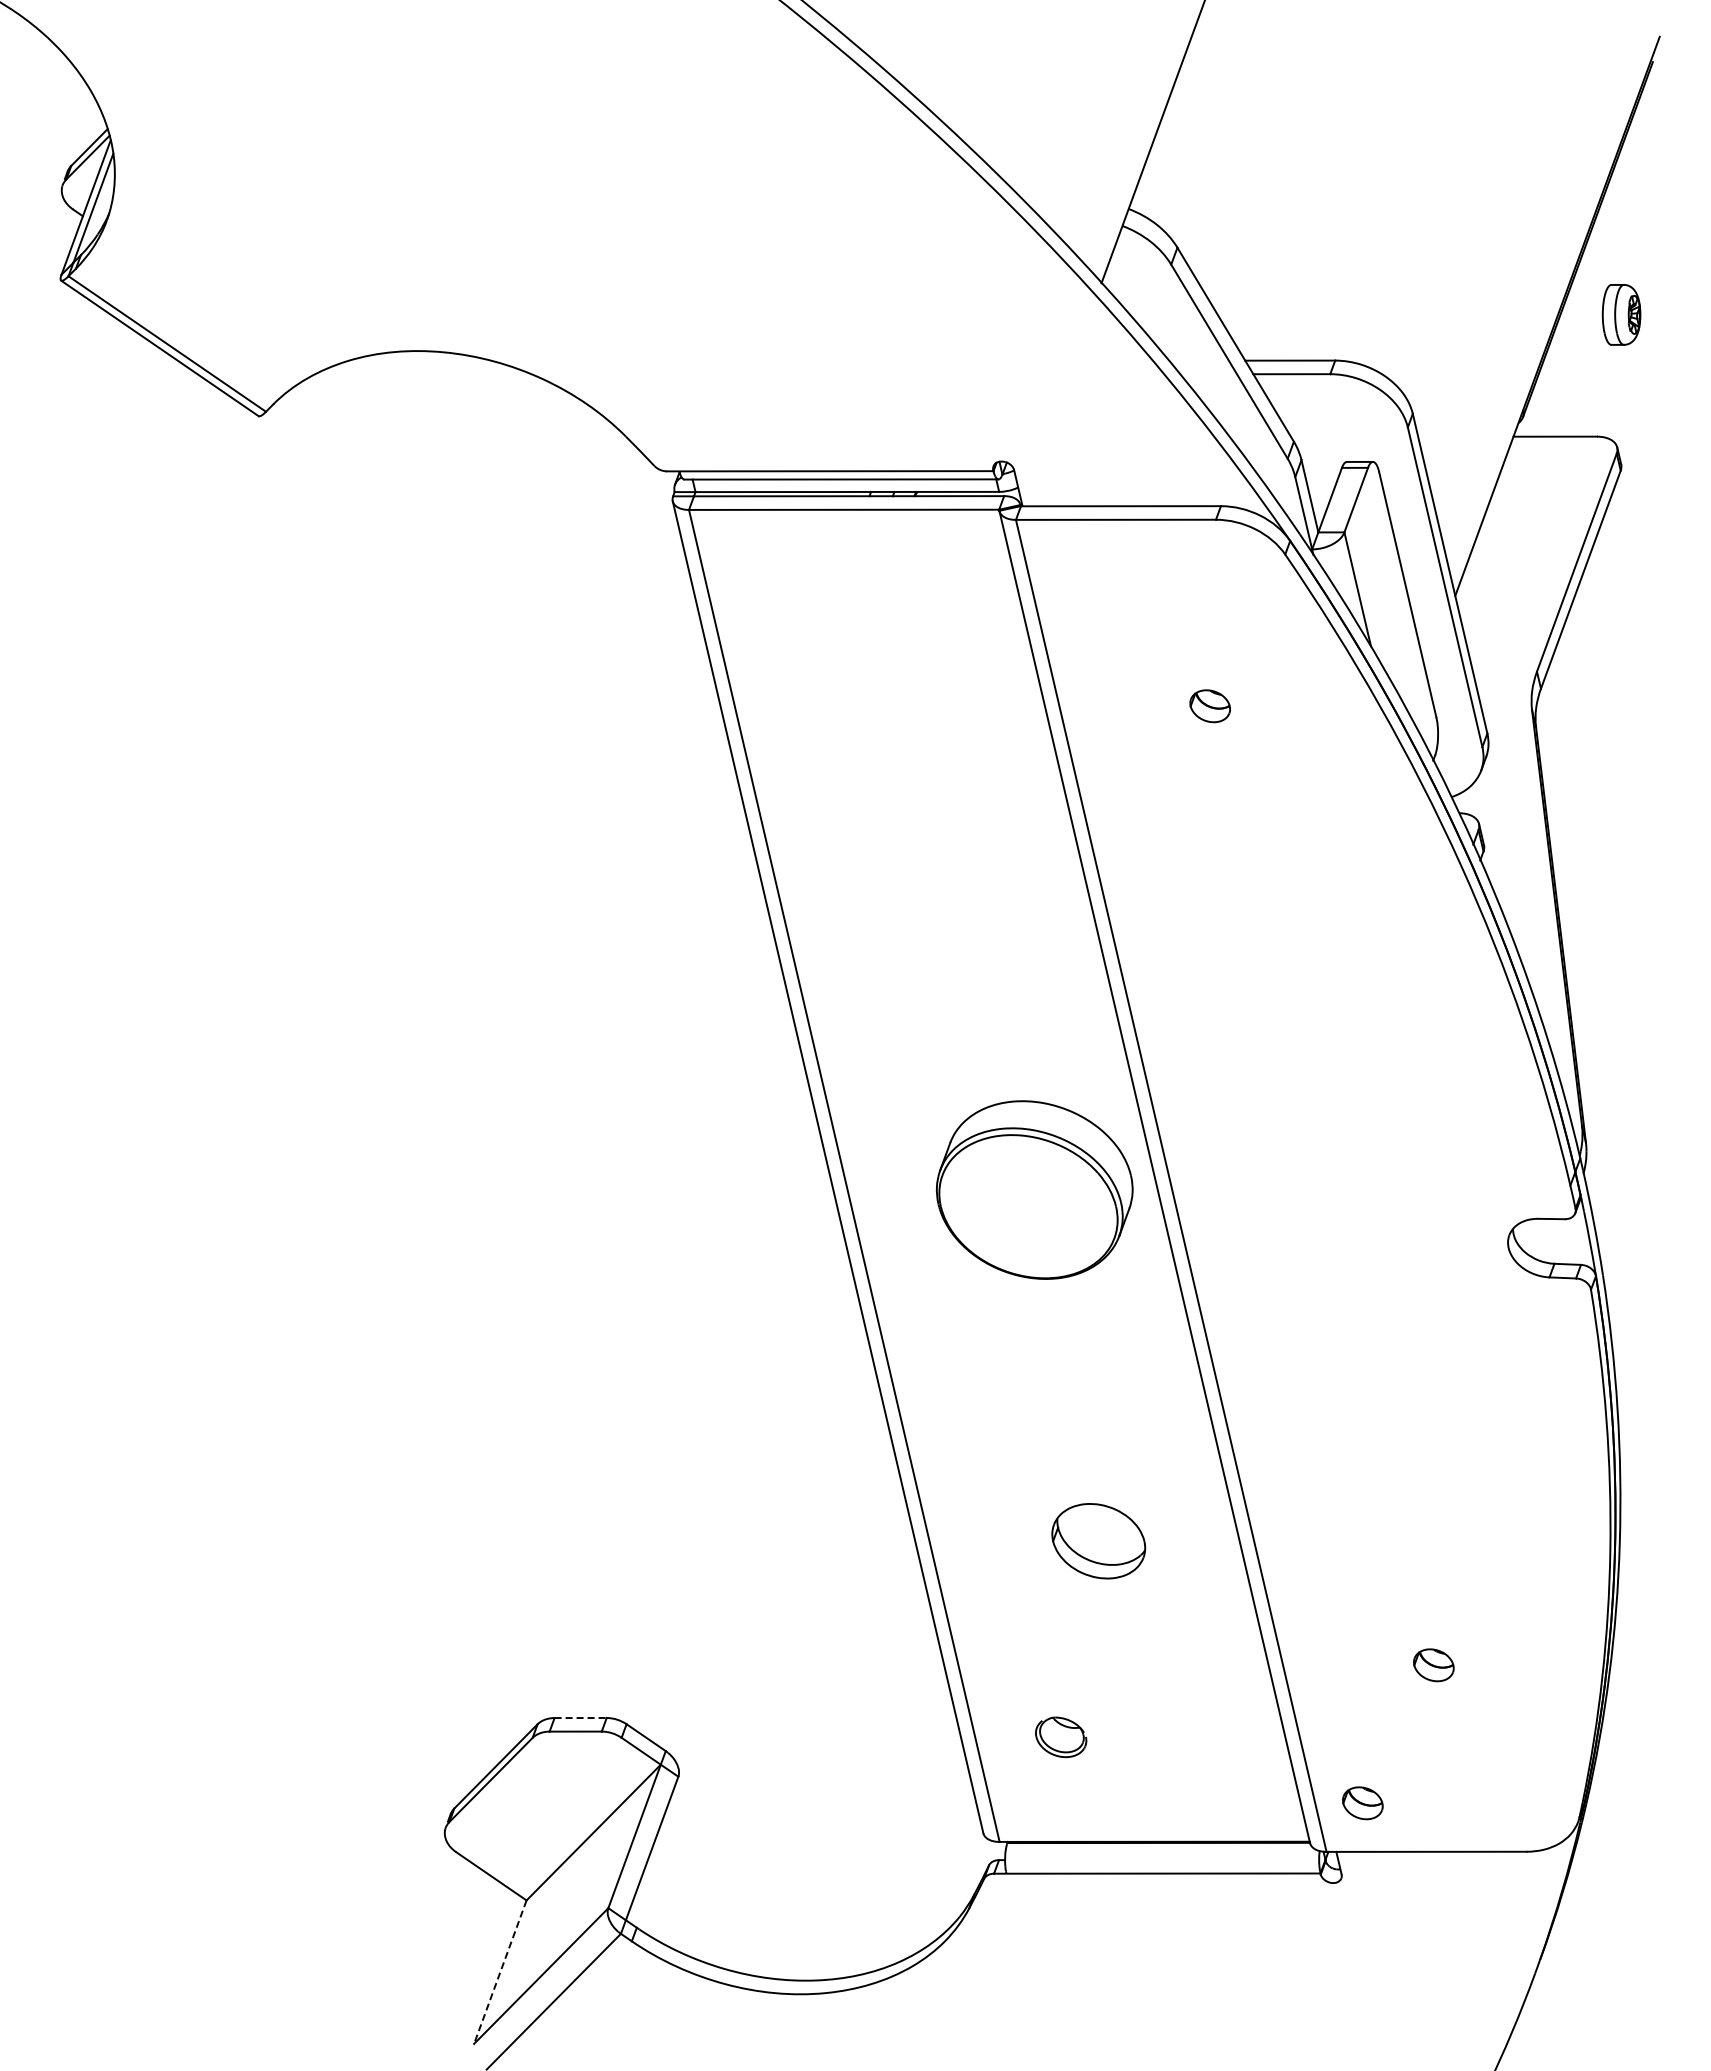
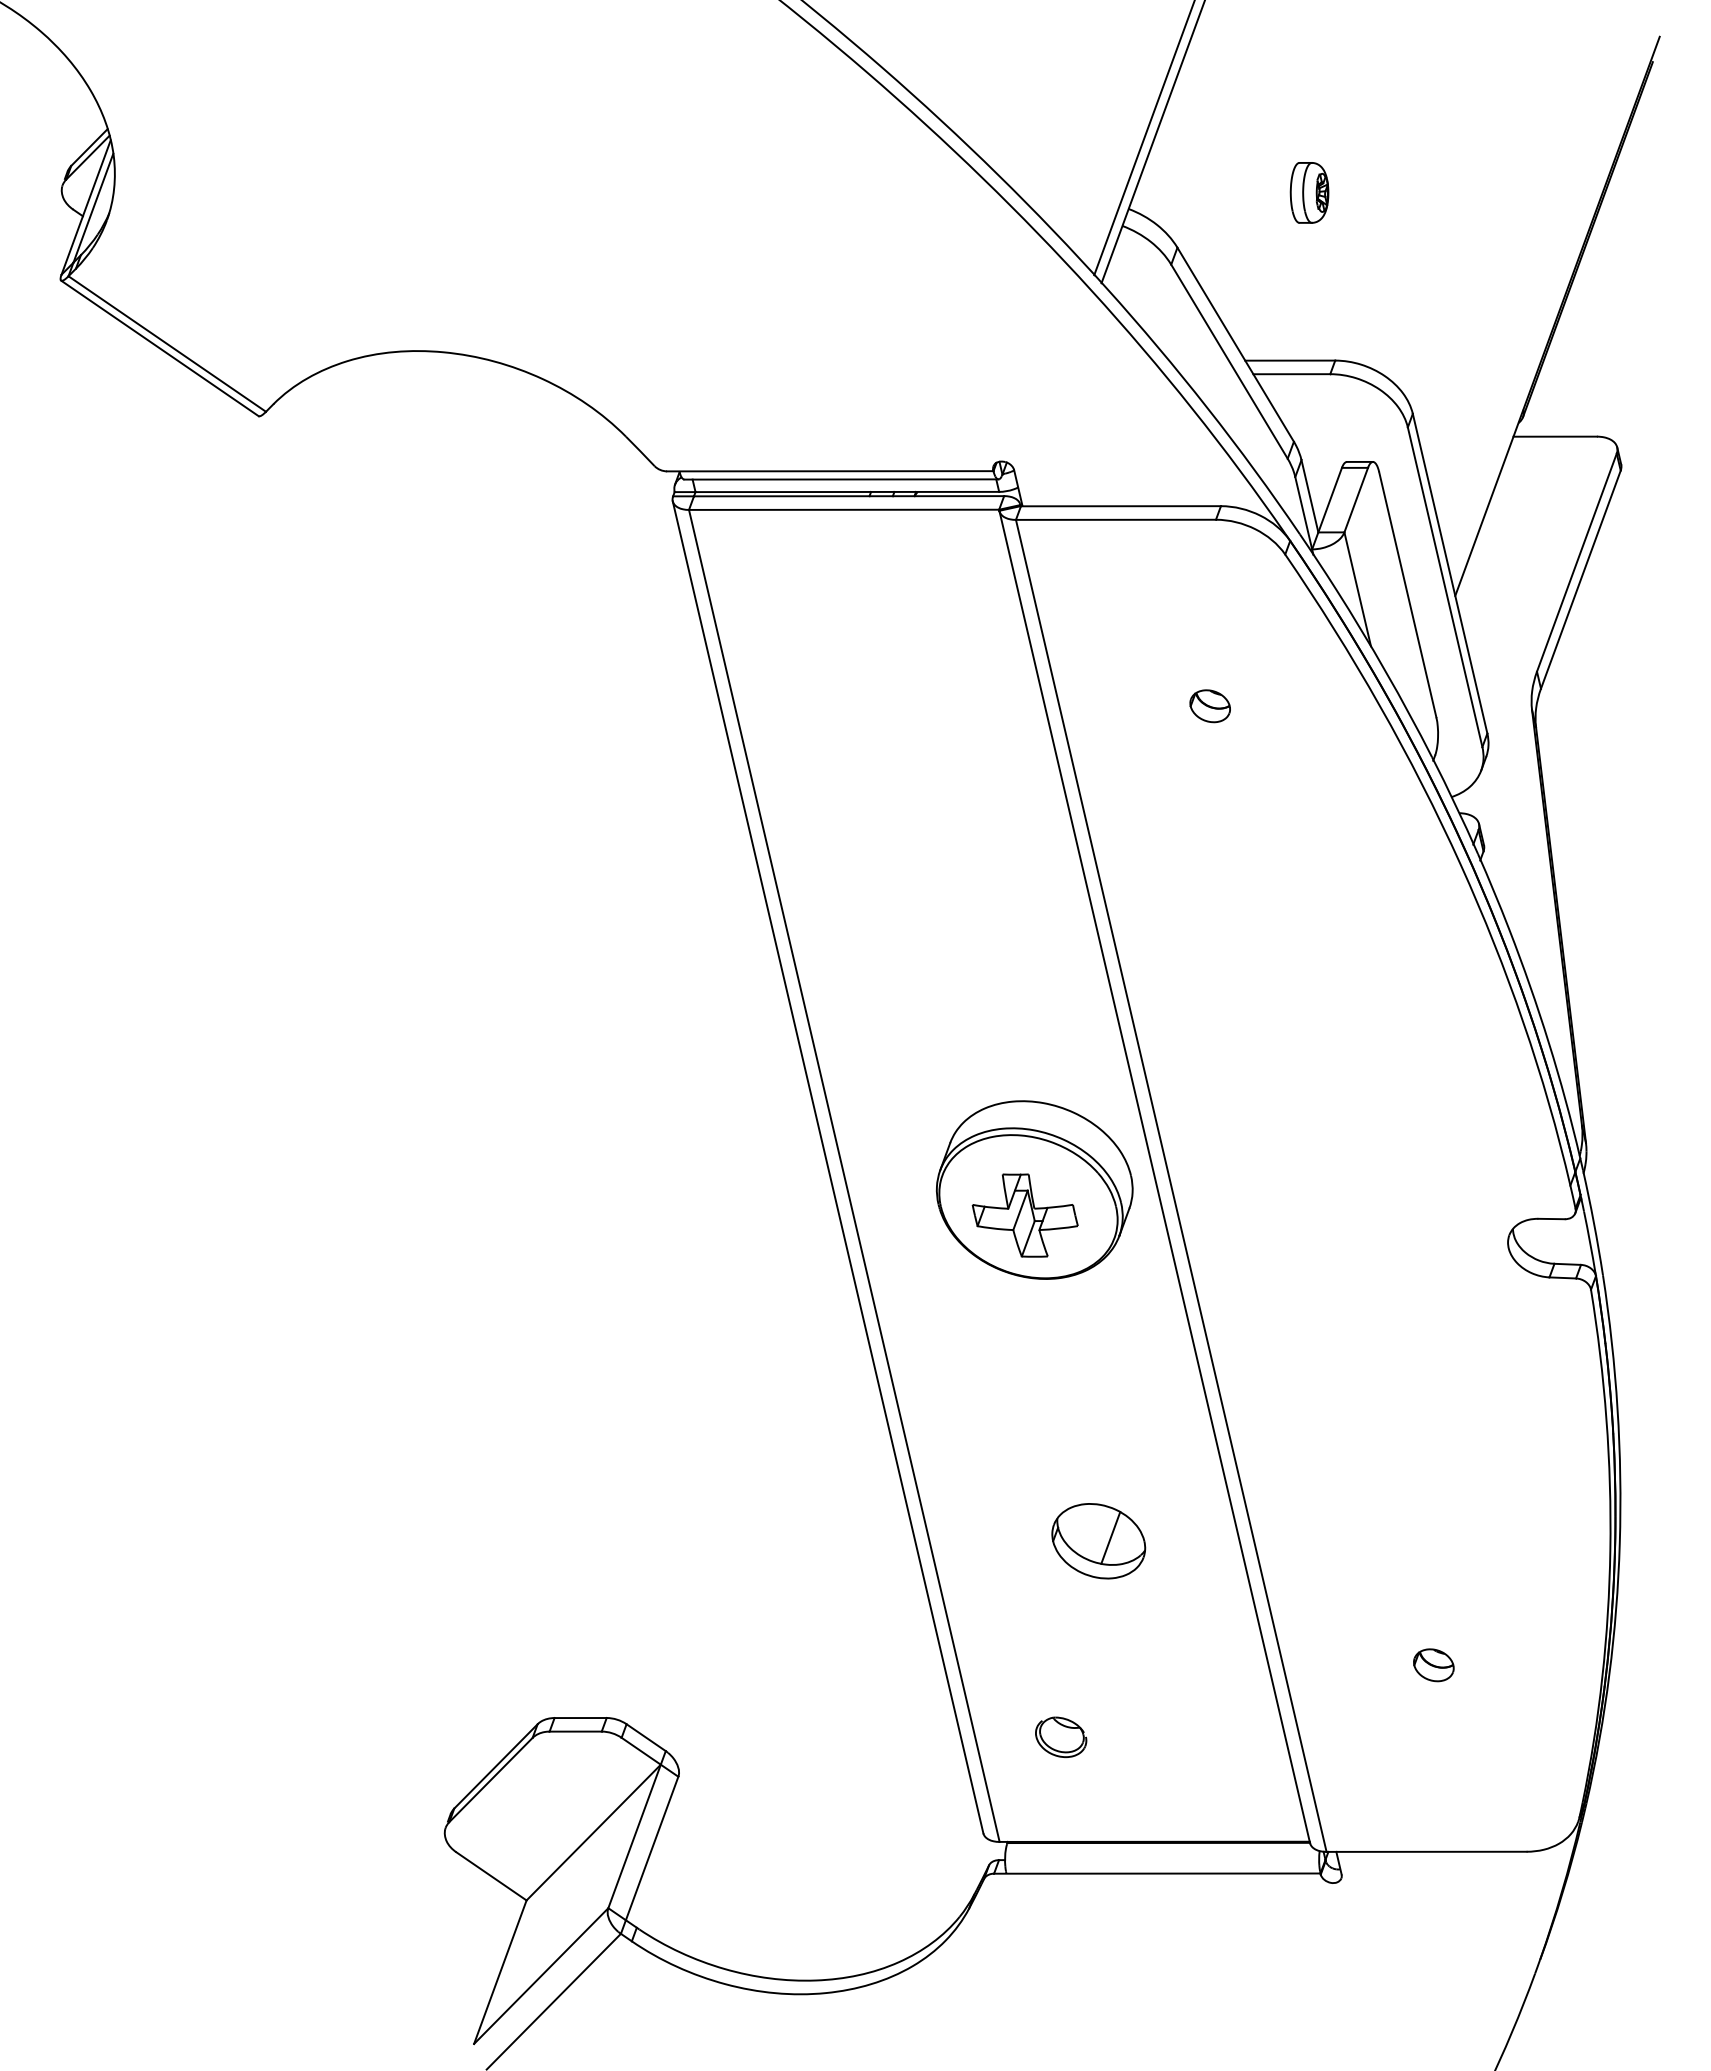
line: none -> present (1144, 138)
part position: (1621, 314) -> (1309, 192) (1309, 192)
part: none -> present (1024, 1215)
line: none -> present (1110, 1537)
line: dashed -> solid (581, 1718)
part: present -> none (1362, 1803)
line: dashed -> solid (500, 1972)
